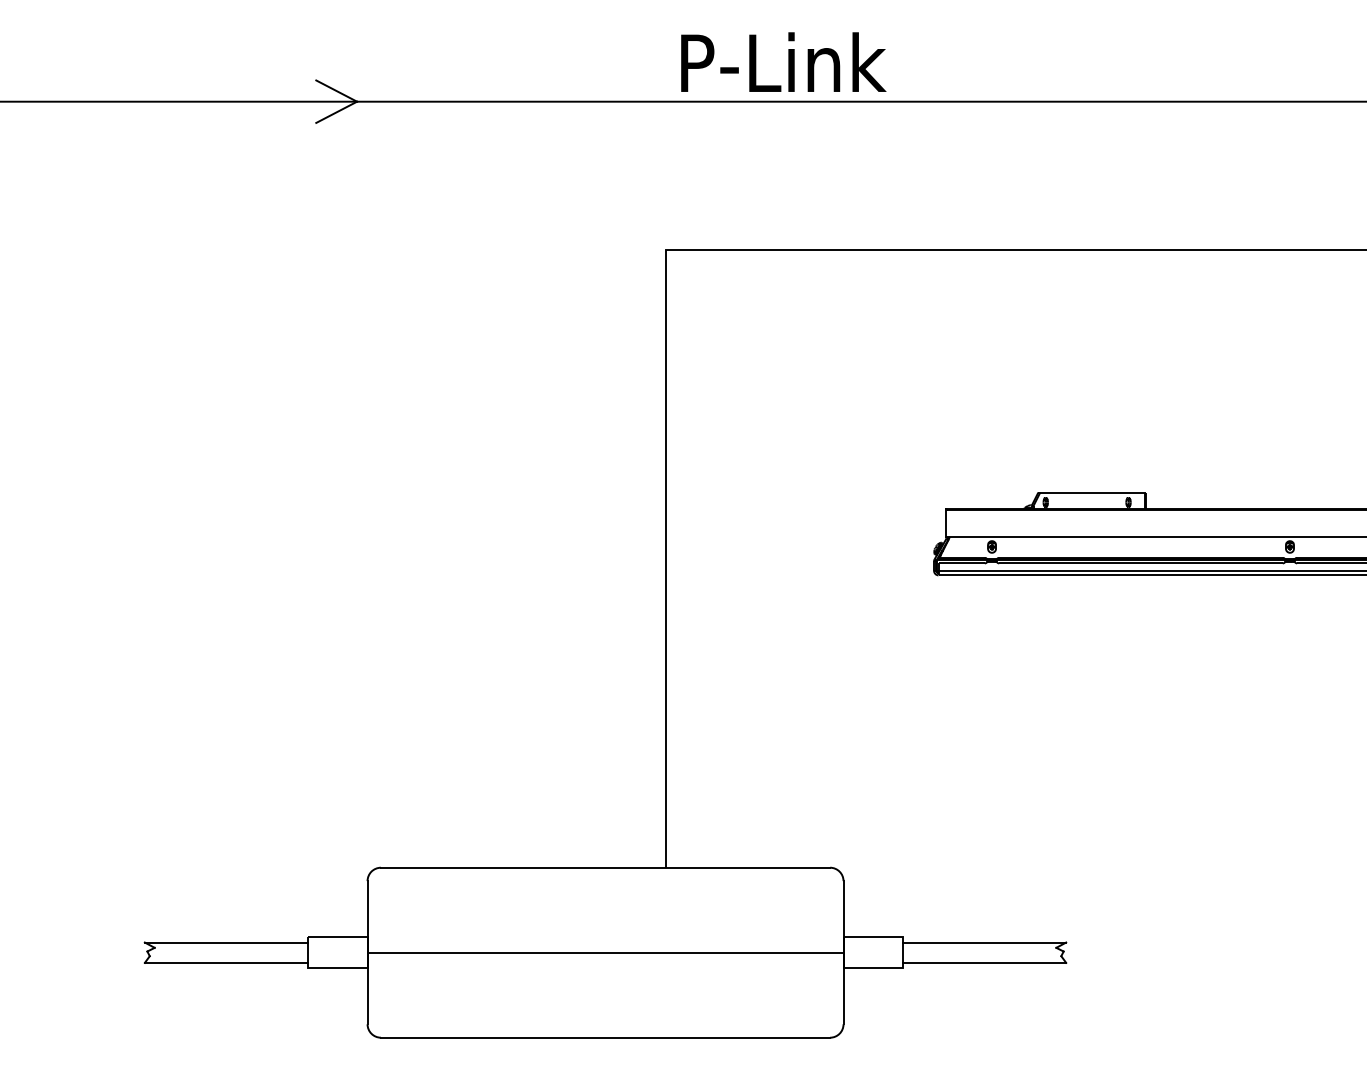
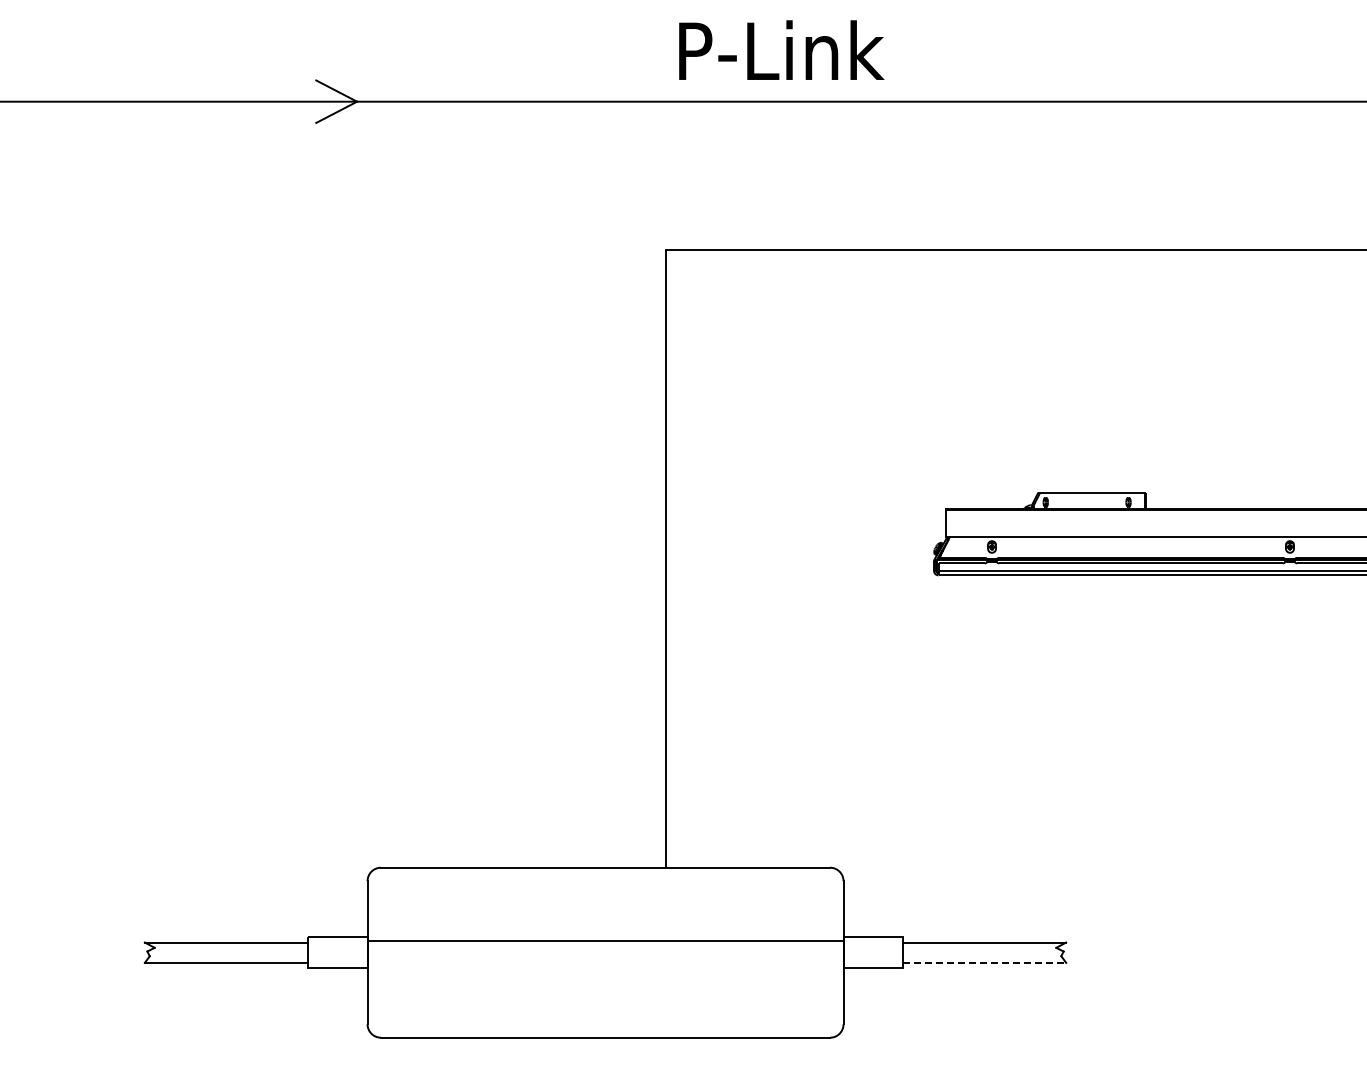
text position: (783, 61) -> (781, 49) (781, 49)
line position: (605, 952) -> (605, 940) (605, 940)
line: solid -> dashed (985, 962)
